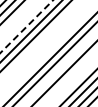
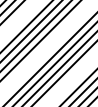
line: dashed -> solid (27, 26)
line: none -> present (40, 40)
line: none -> present (59, 68)
